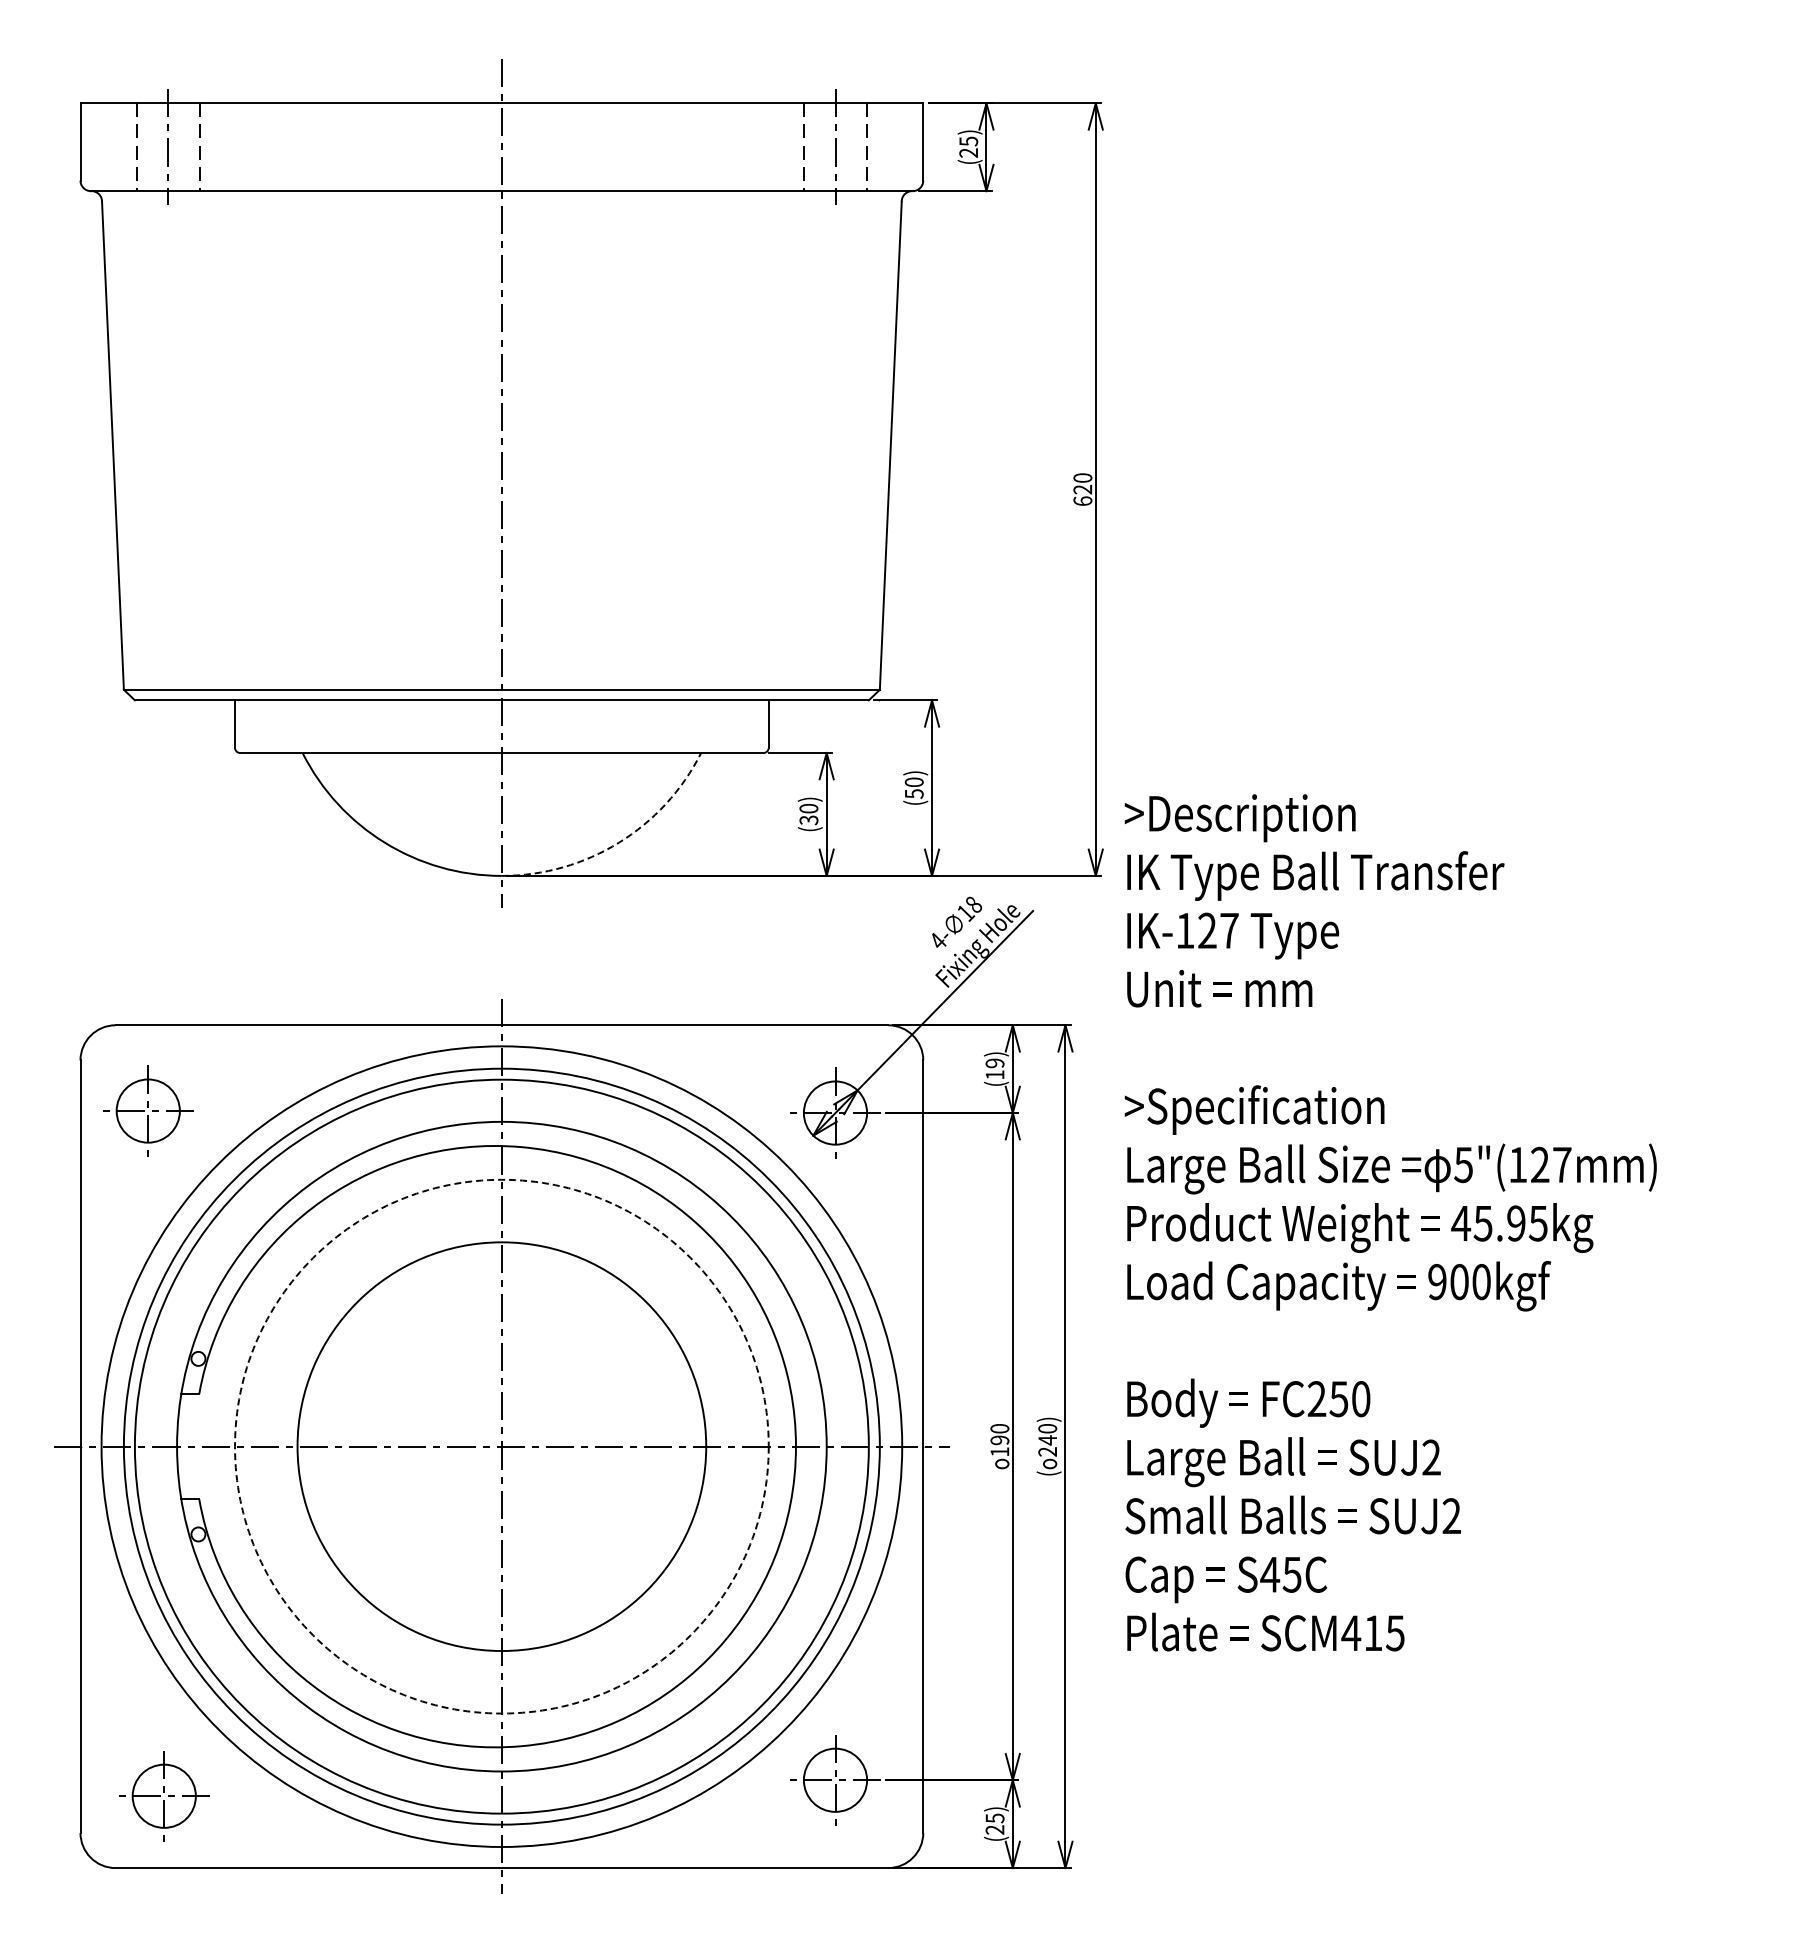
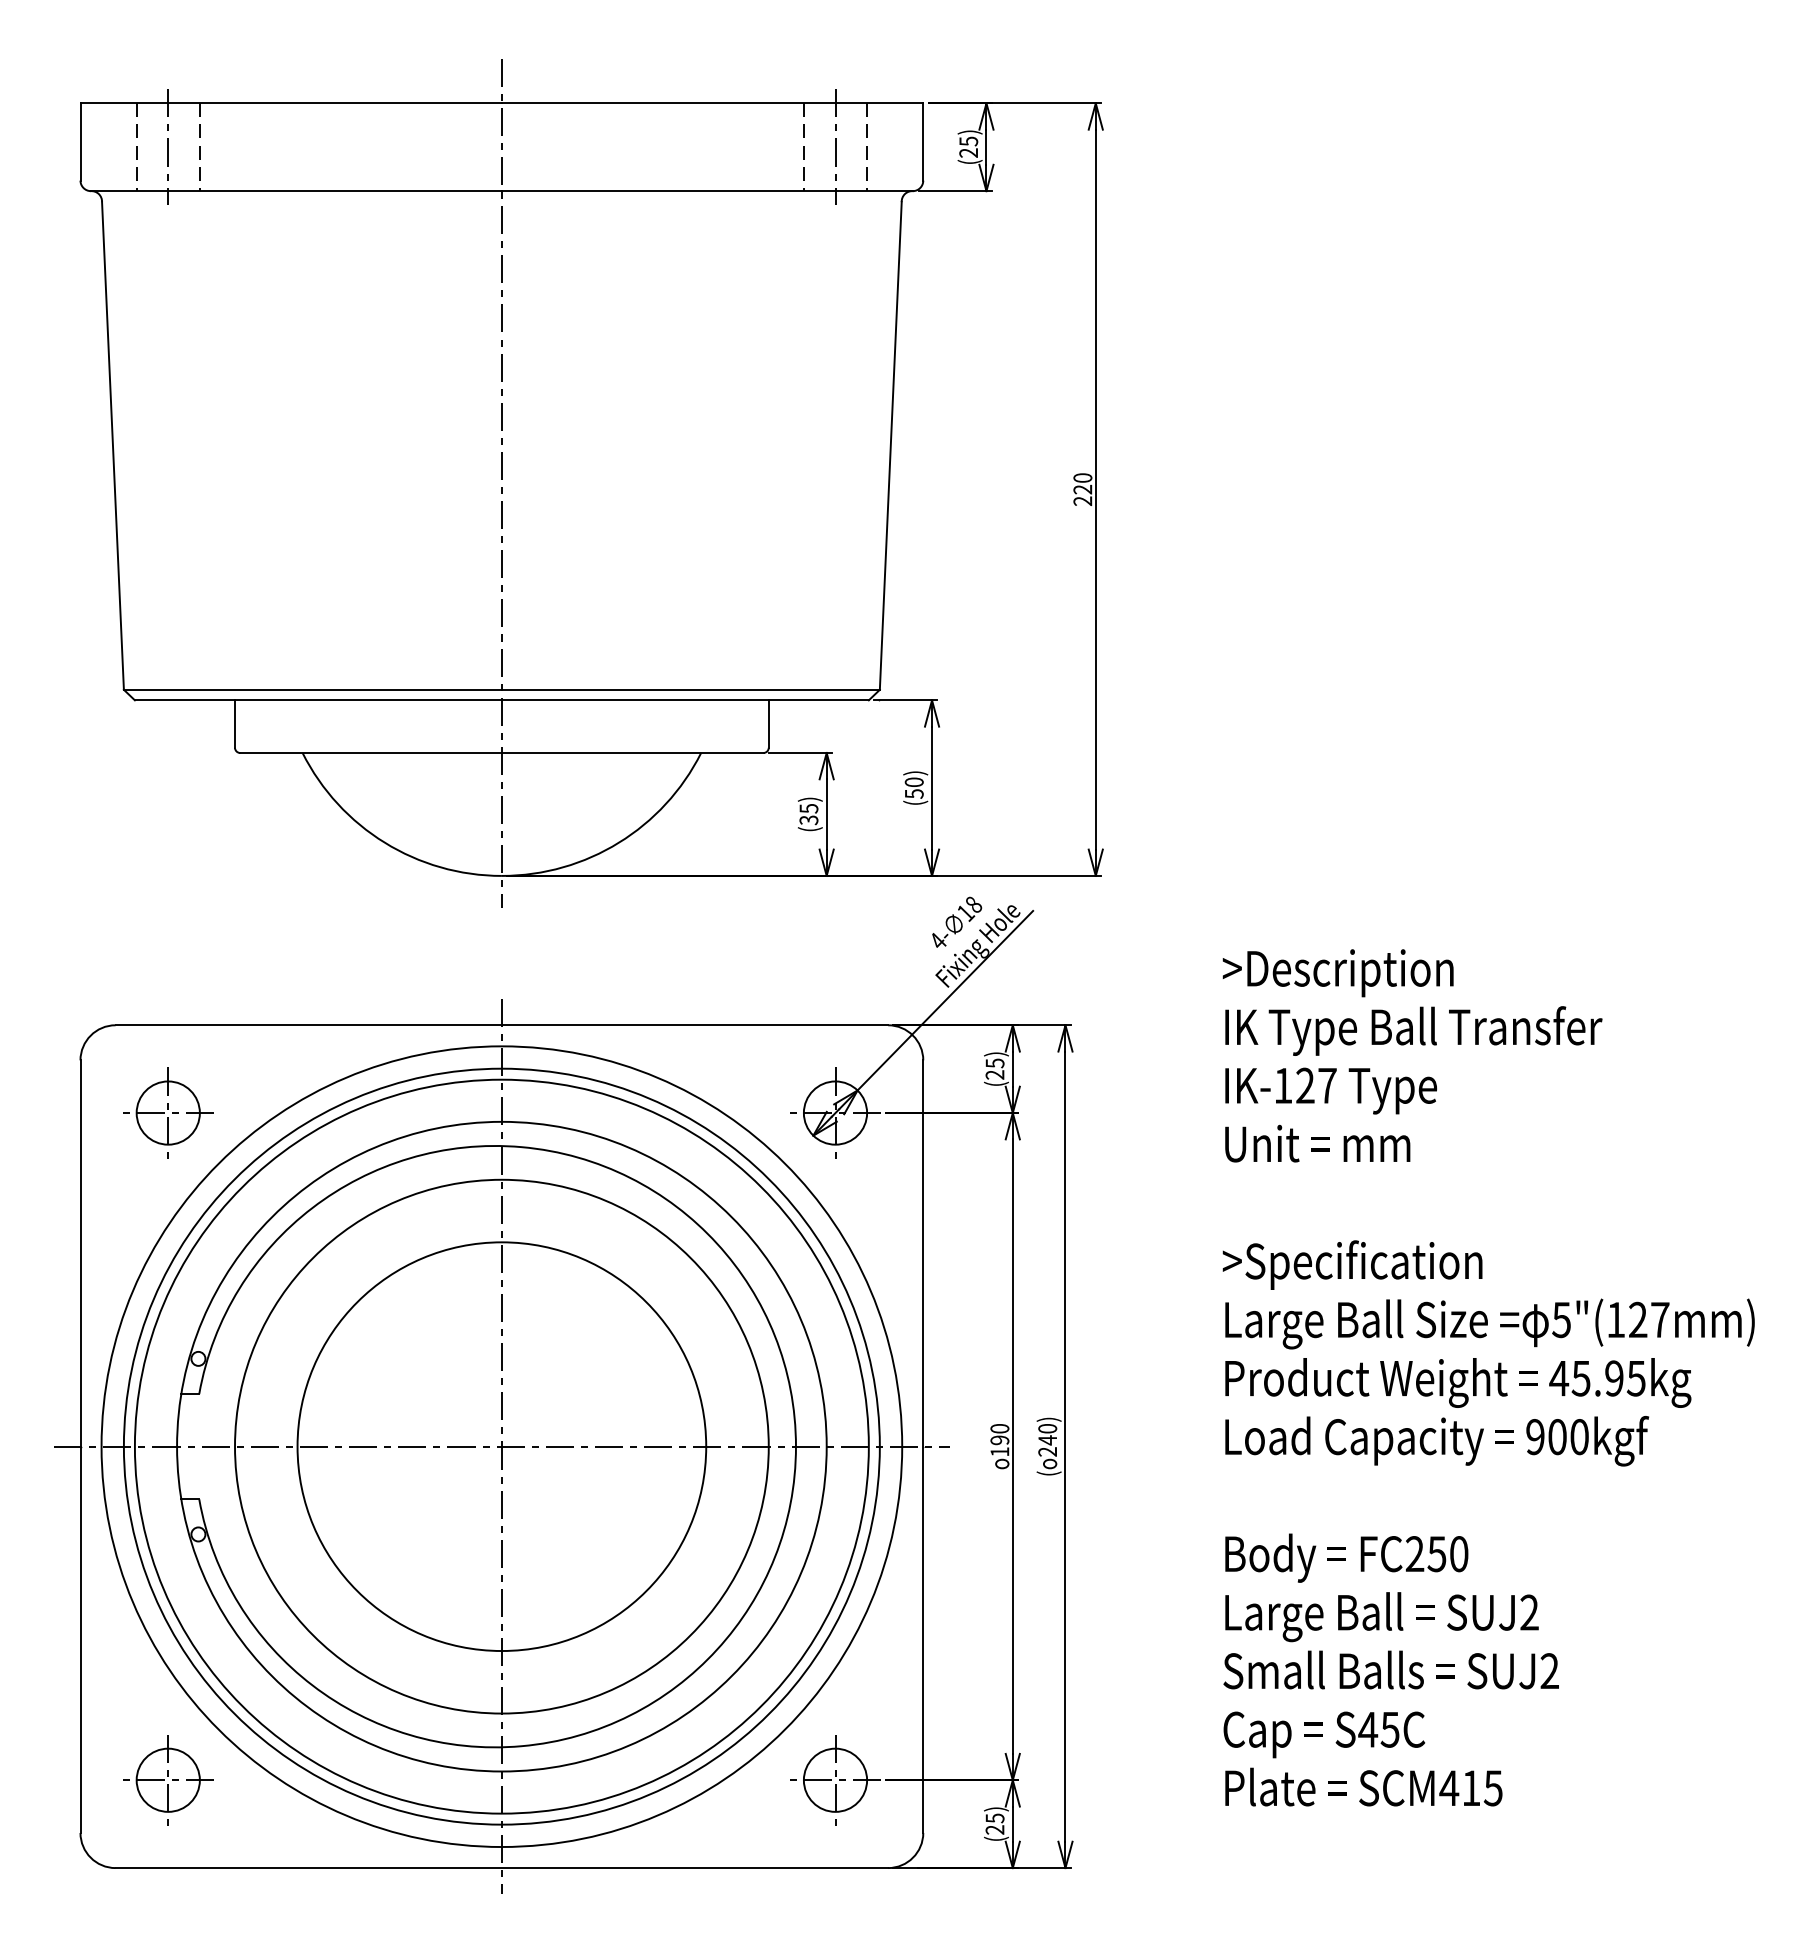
text: 620 -> 220 (1082, 500)
text: (30) -> (35) (808, 808)
arc: dashed -> solid (618, 842)
text: (19) -> (25) (994, 1068)
part position: (148, 1110) -> (168, 1112) (168, 1112)
text position: (1390, 1222) -> (1488, 1377) (1488, 1377)
circle: dashed -> solid (501, 1446)
part position: (164, 1796) -> (168, 1780) (168, 1780)
